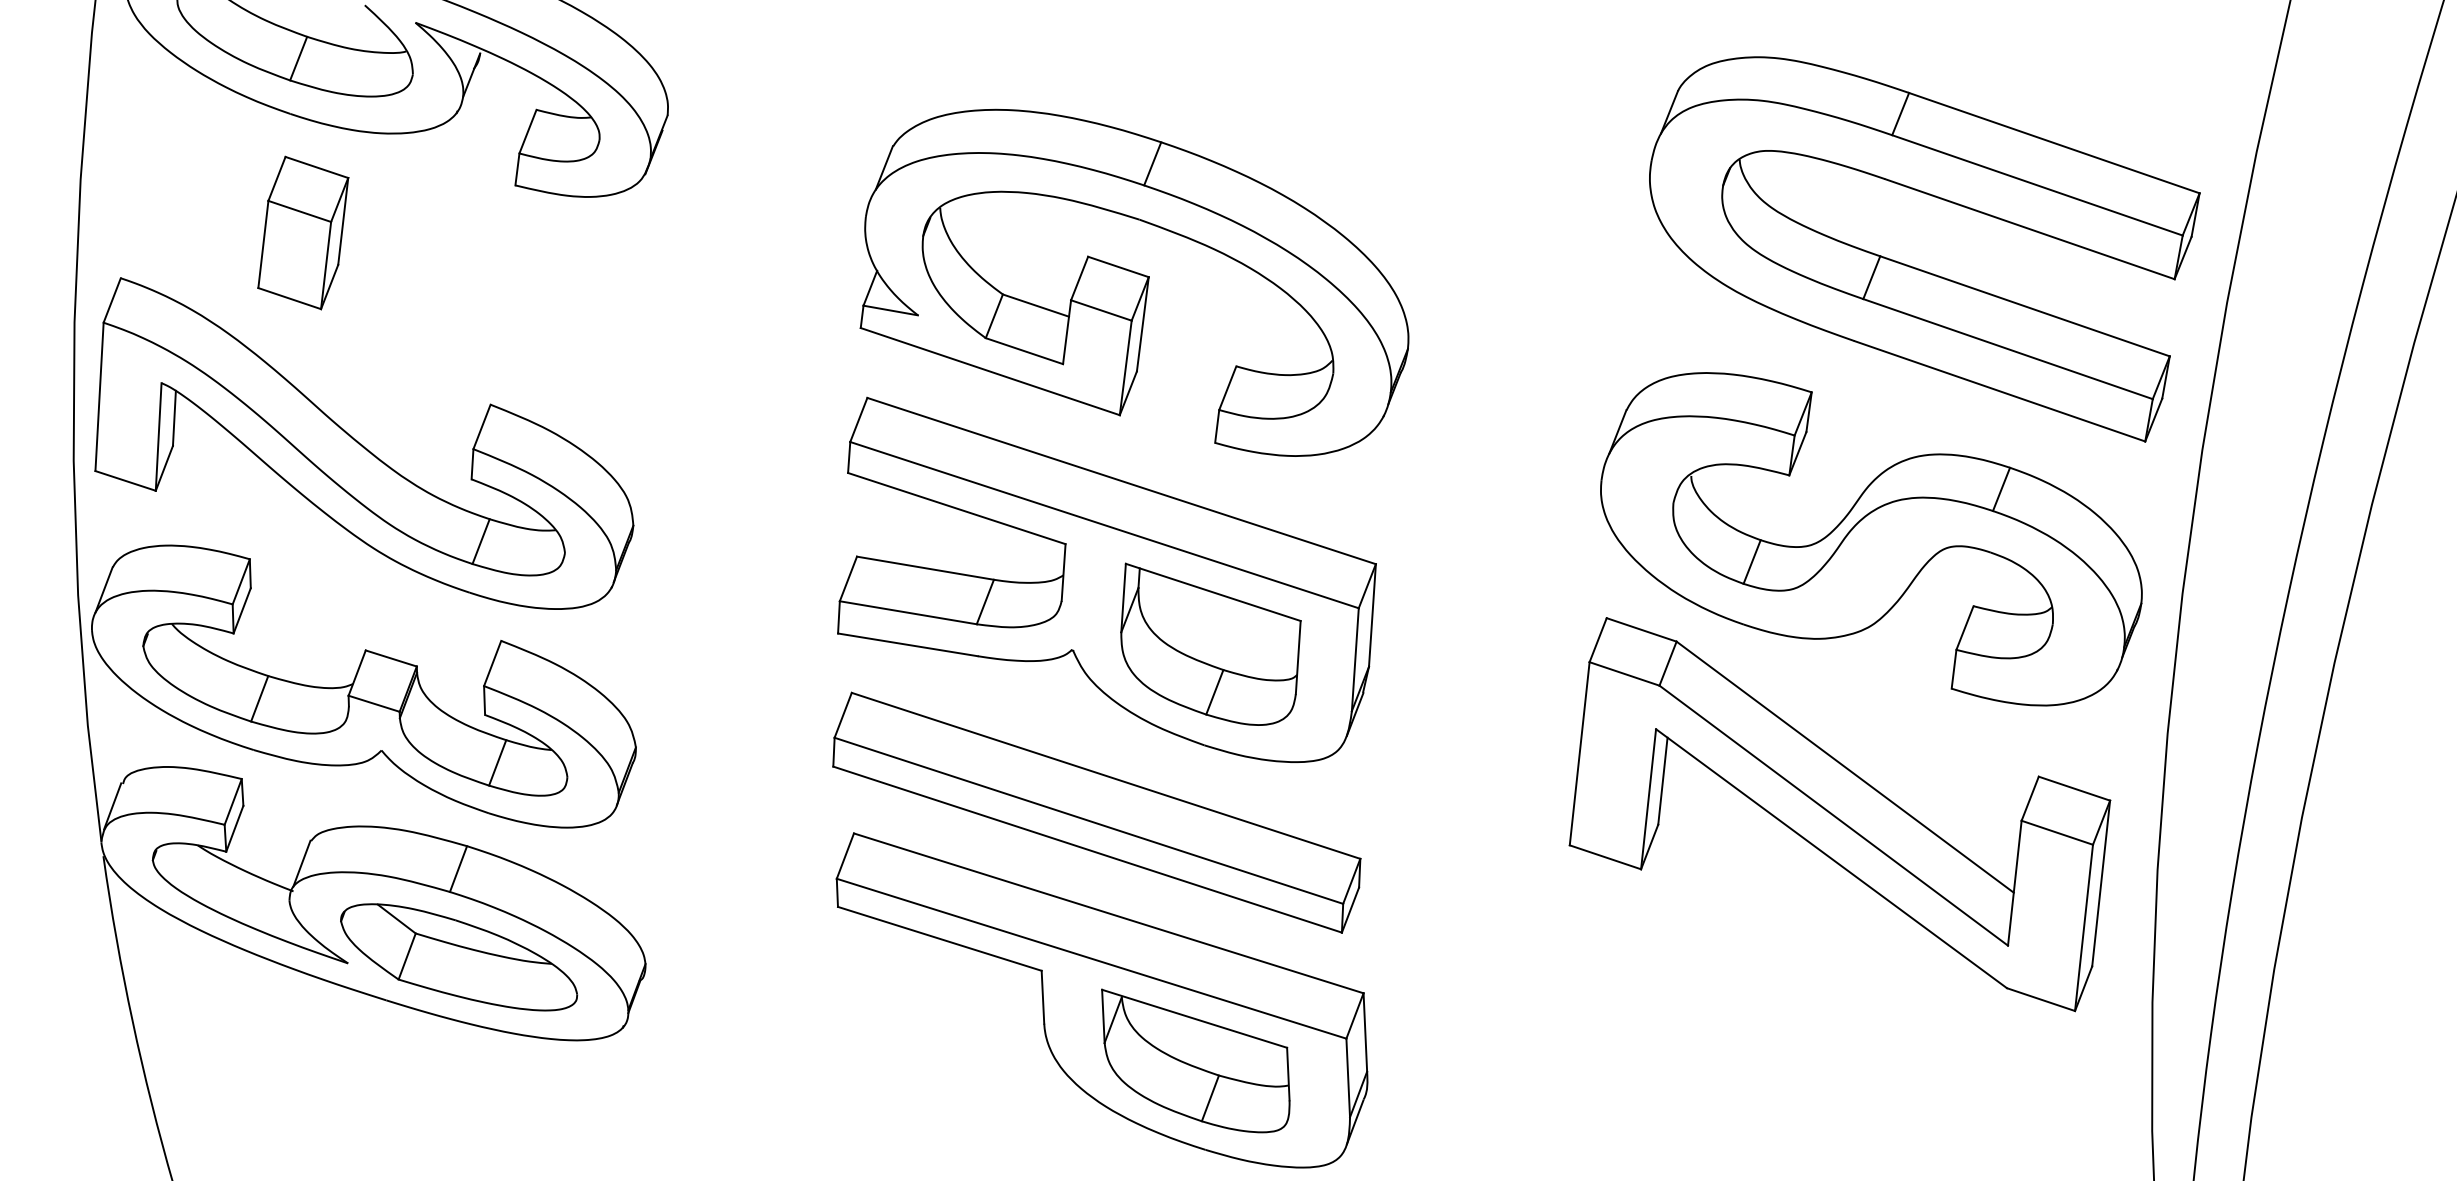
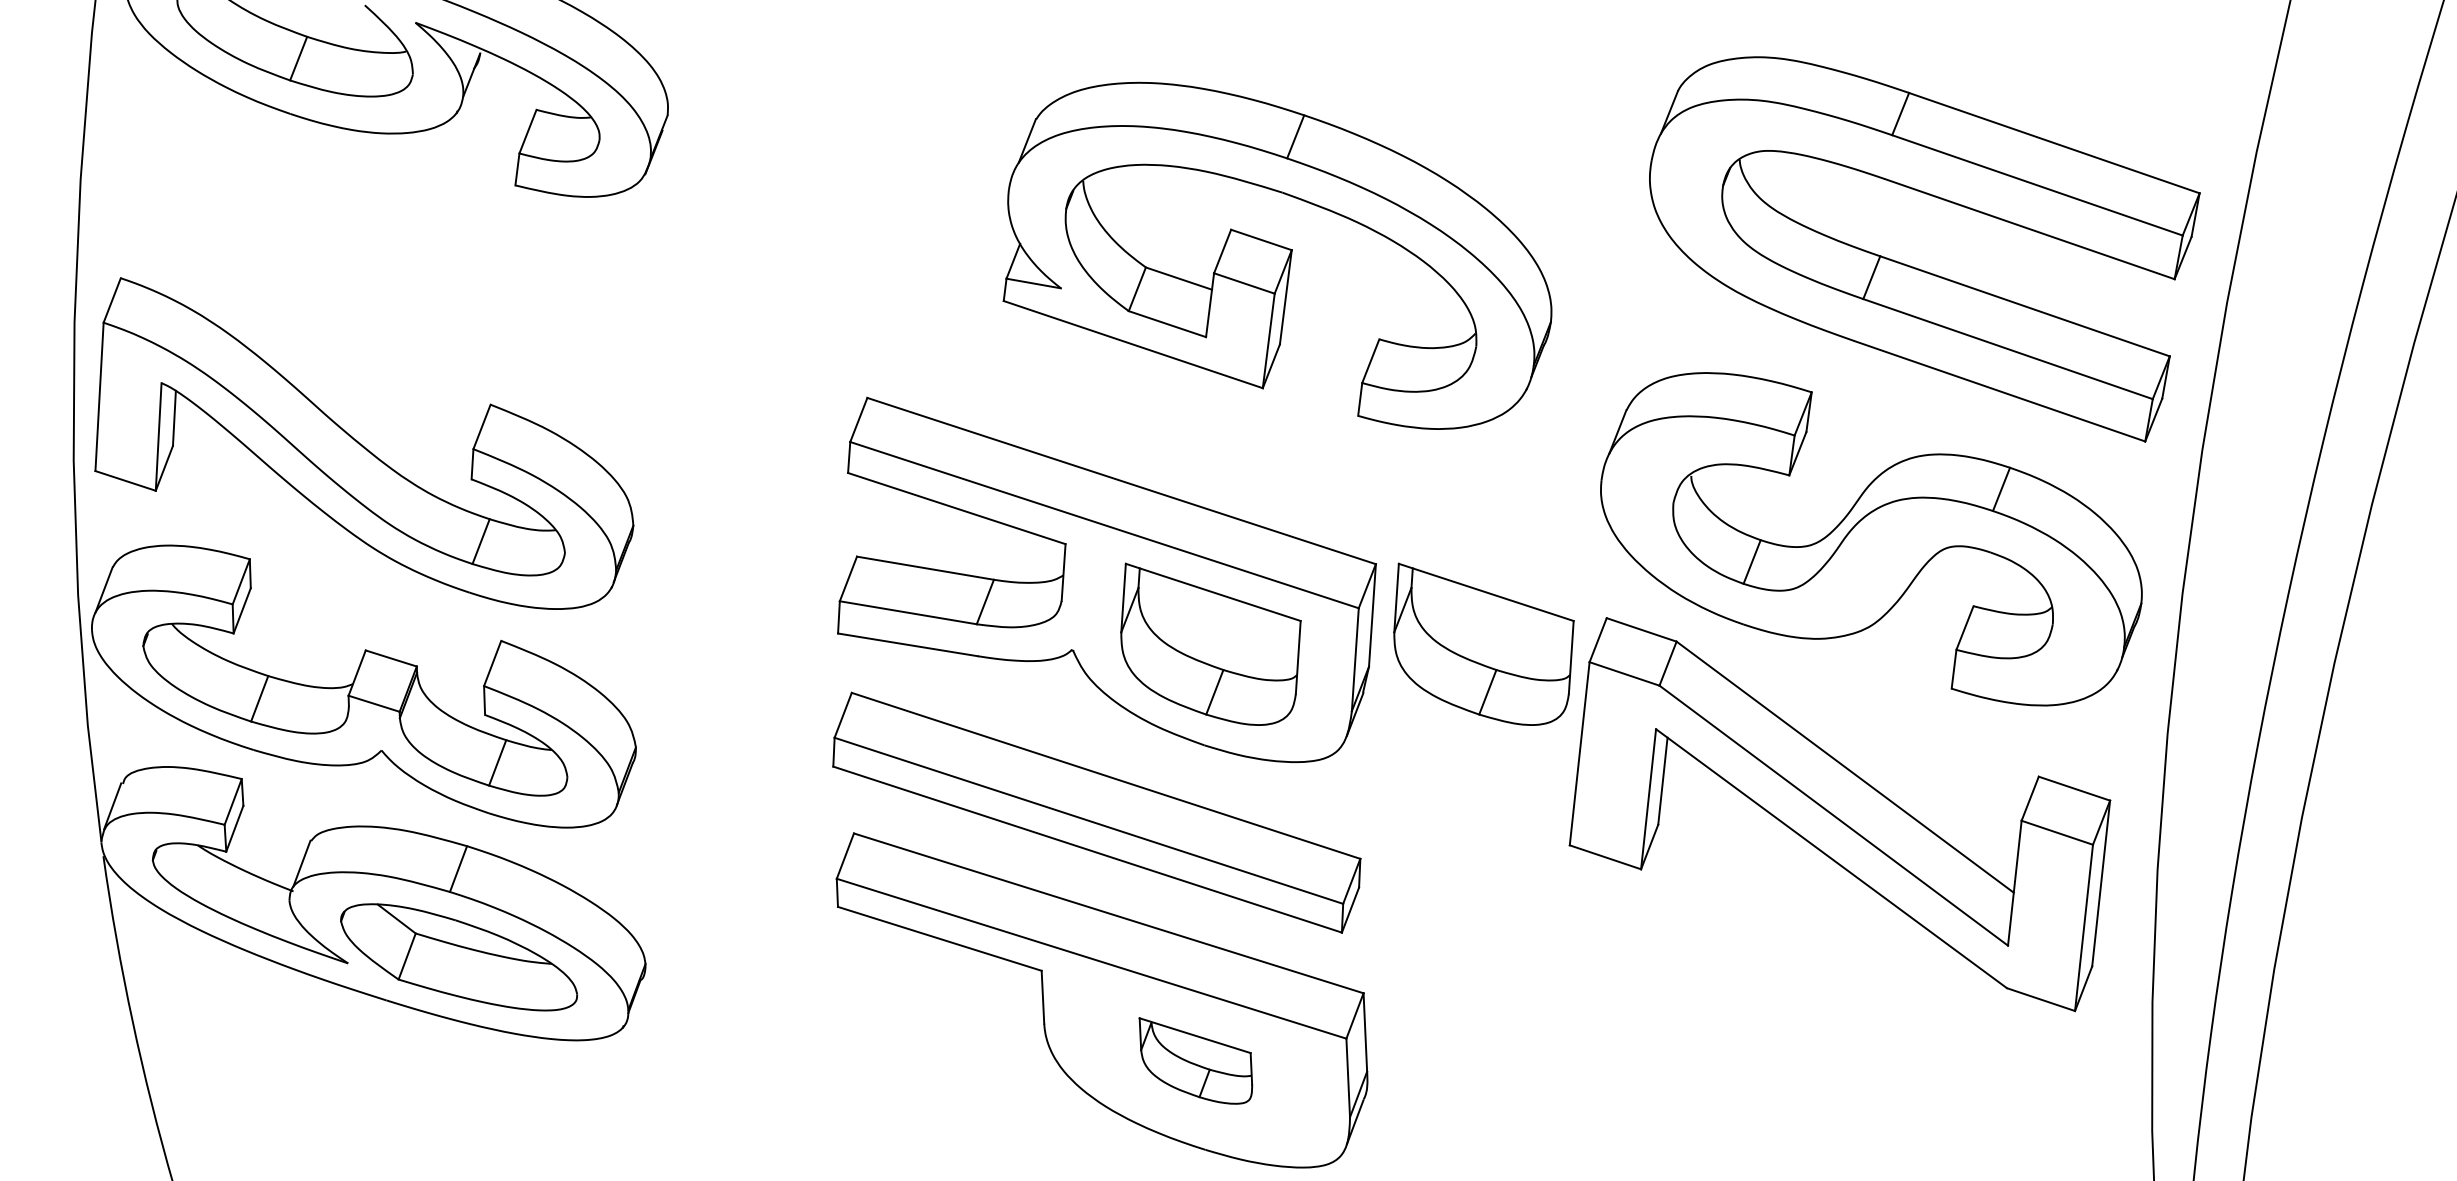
part: present -> none (303, 232)
part position: (1134, 282) -> (1277, 255) (1277, 255)
part: none -> present (1483, 643)
part size: 190x146 px -> 116x88 px (1195, 1060)
